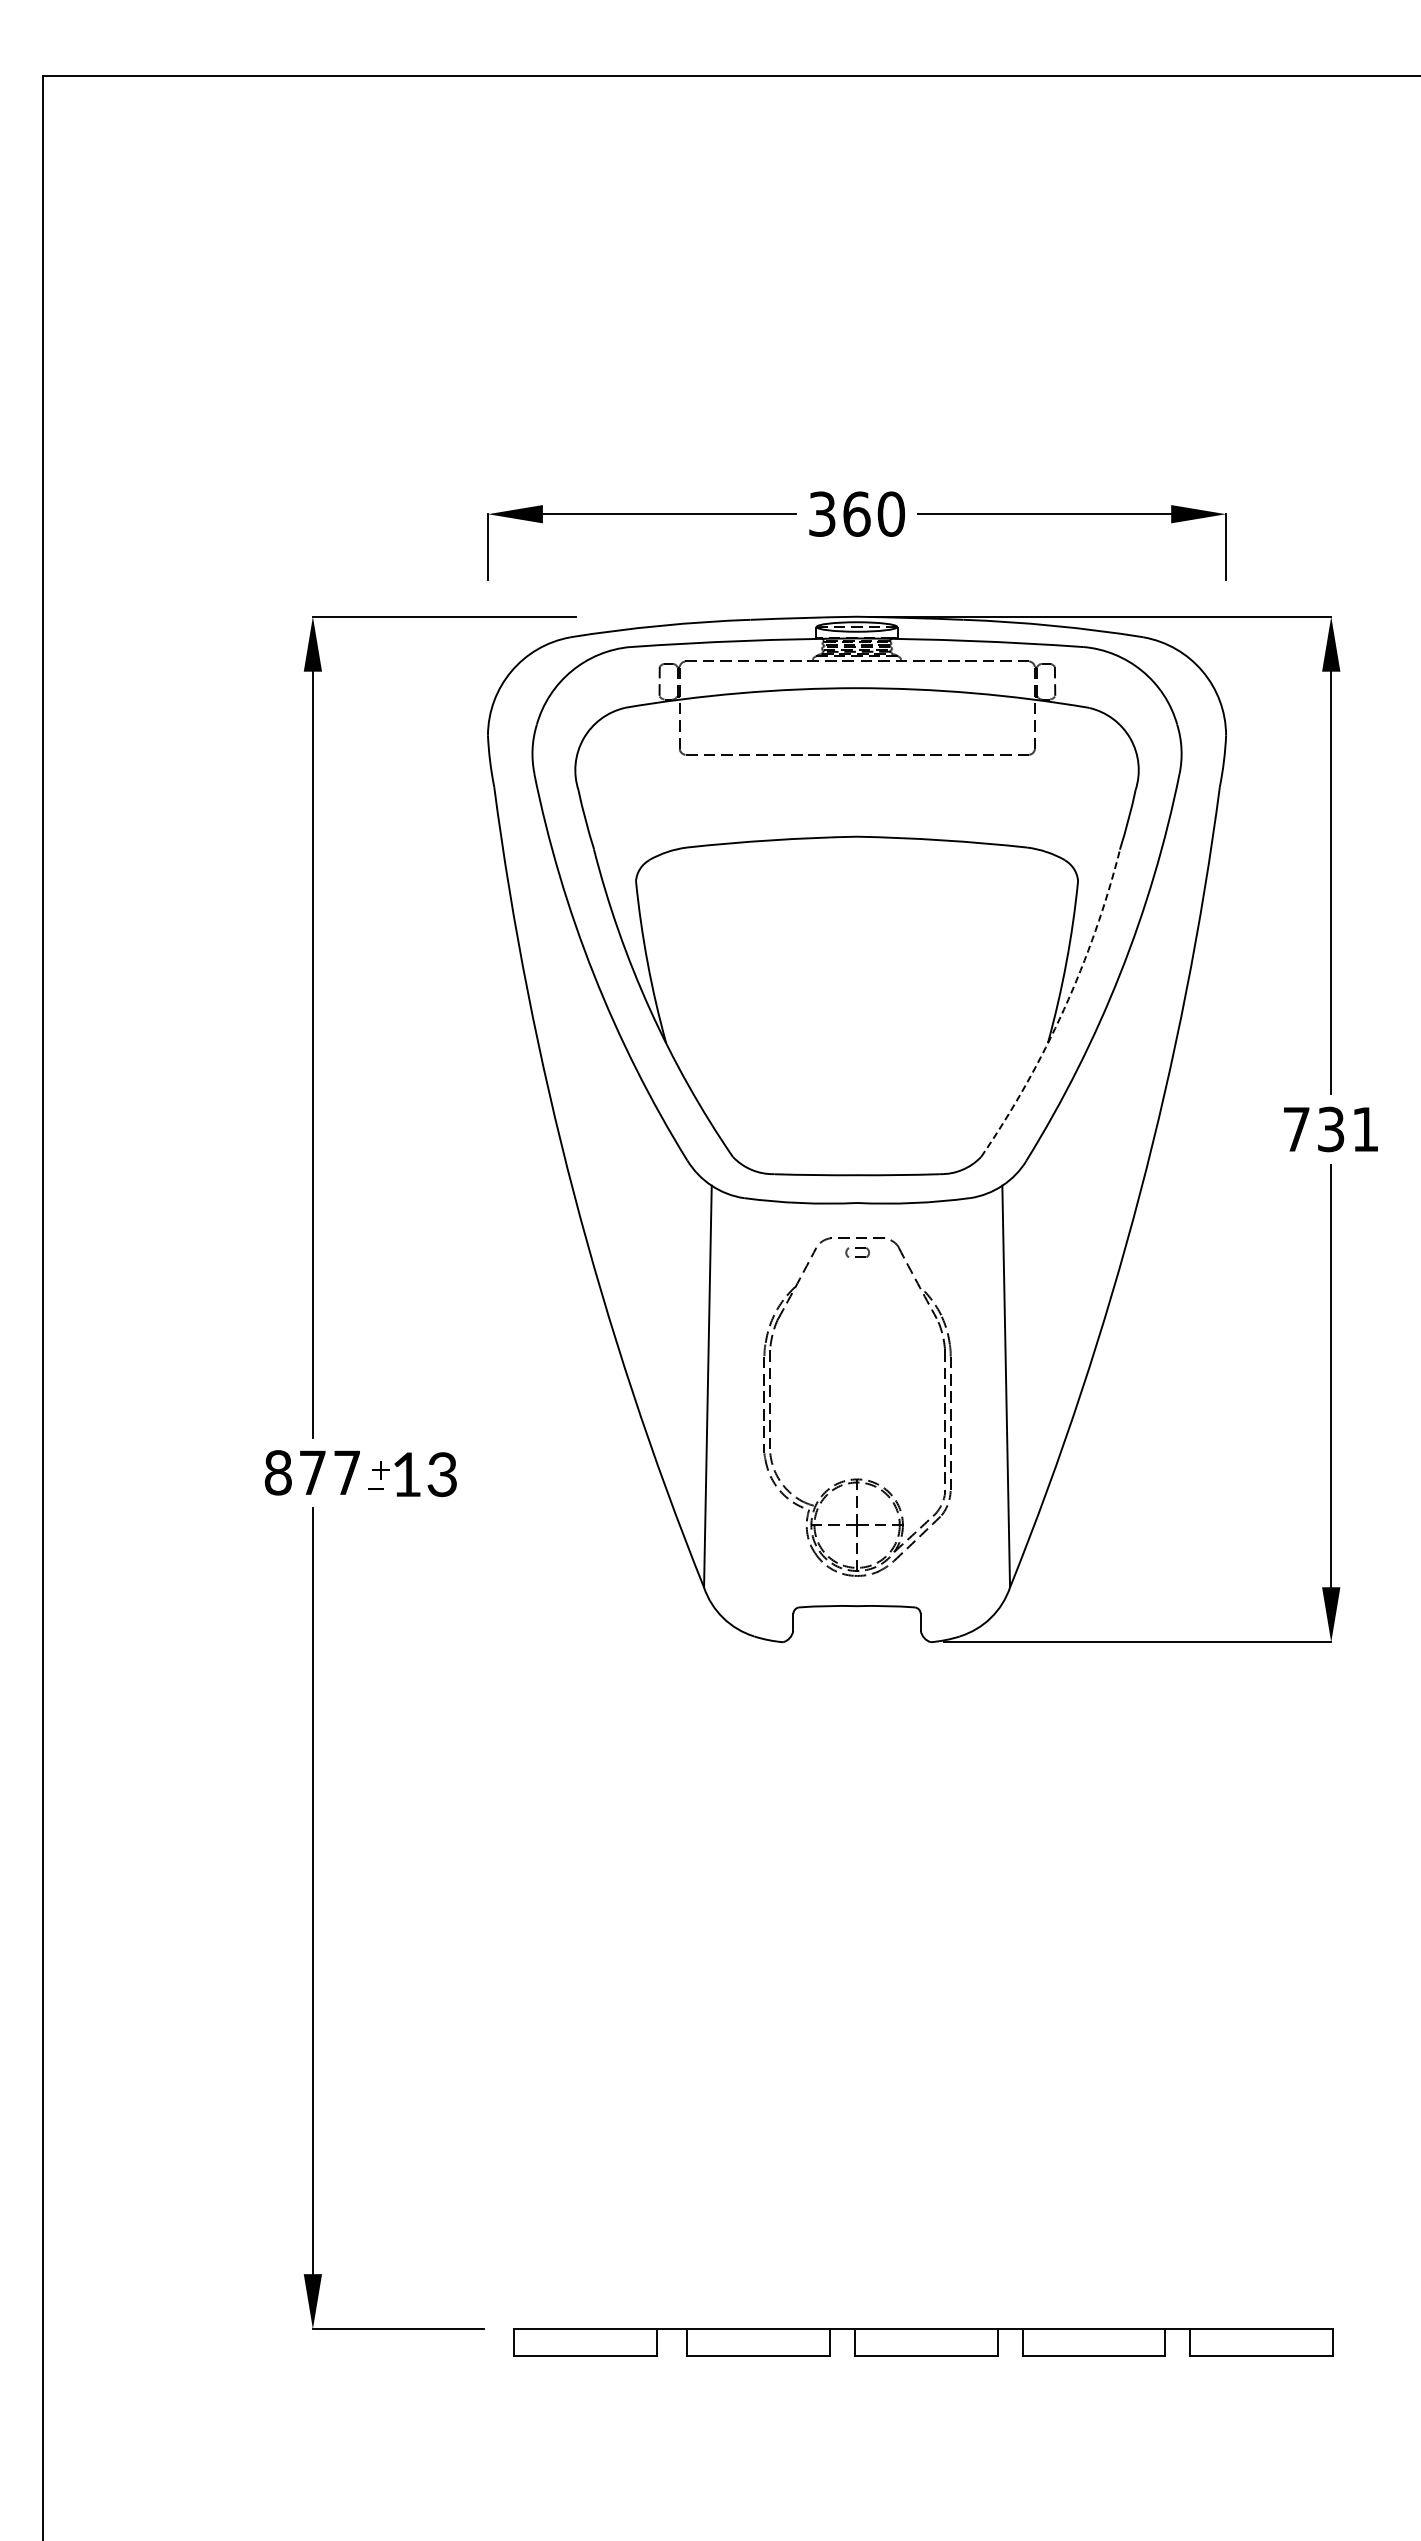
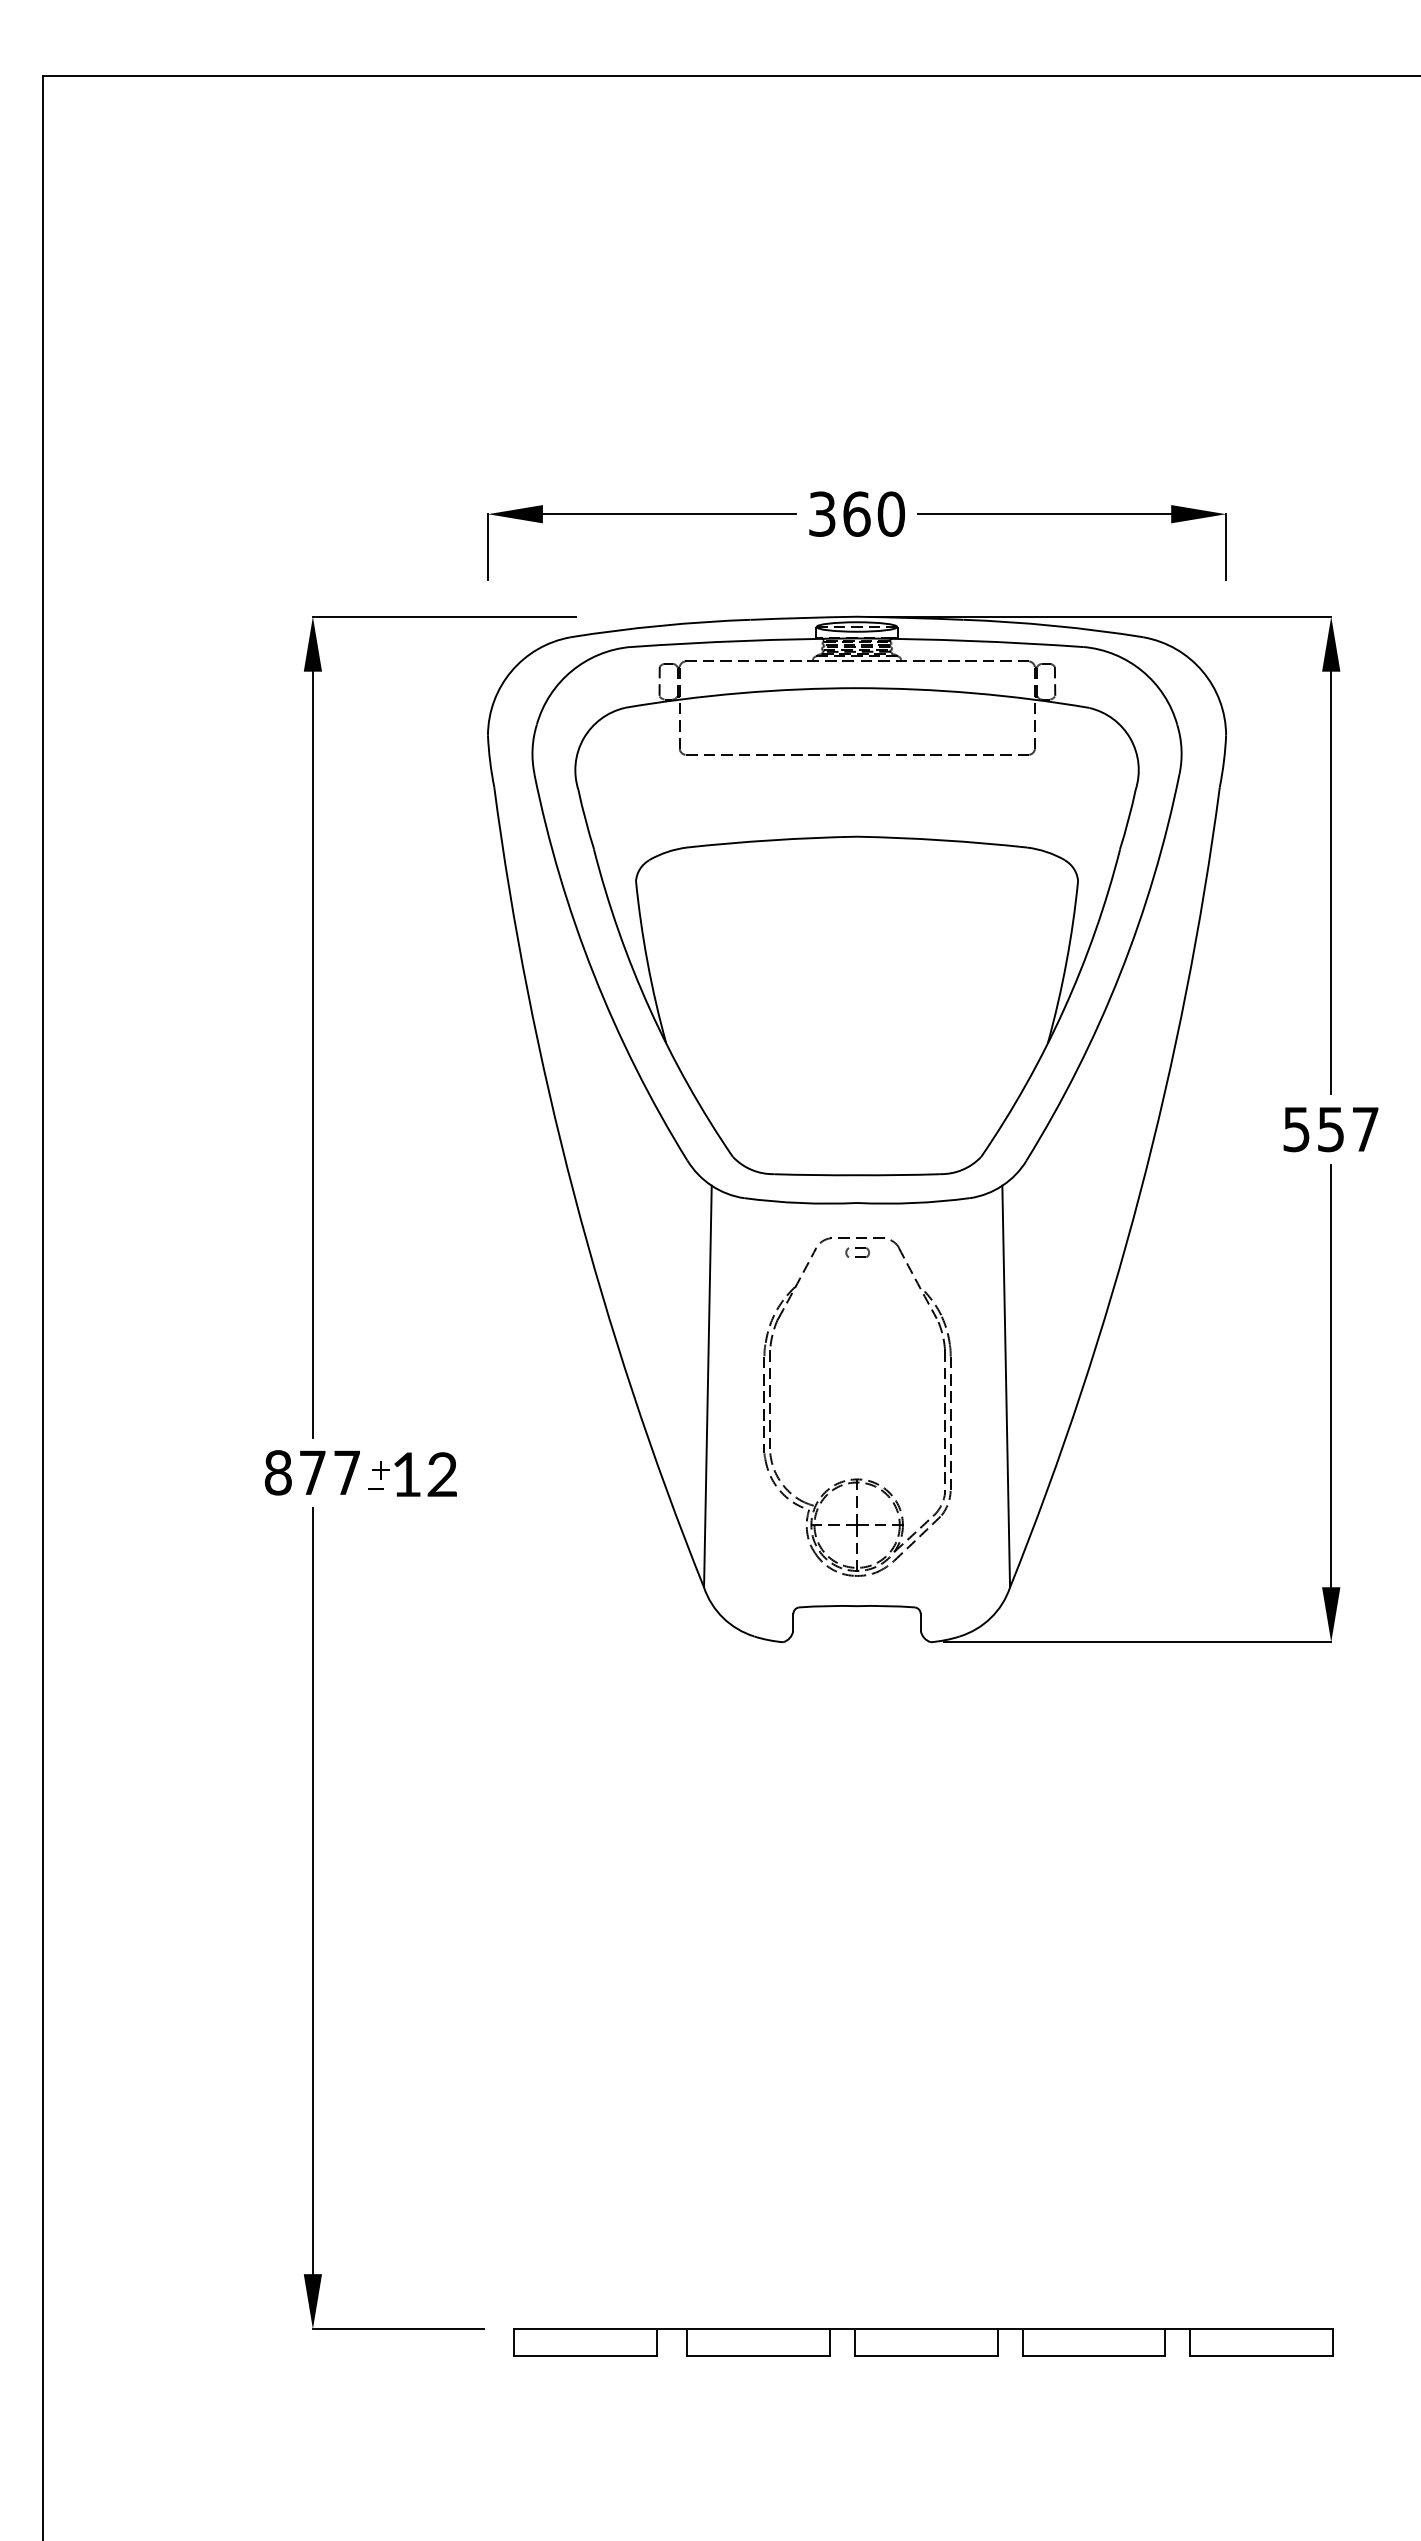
arc: dashed -> solid (1064, 1009)
text: 731 -> 557 (1330, 1129)
text: 13 -> 12 (441, 1475)
